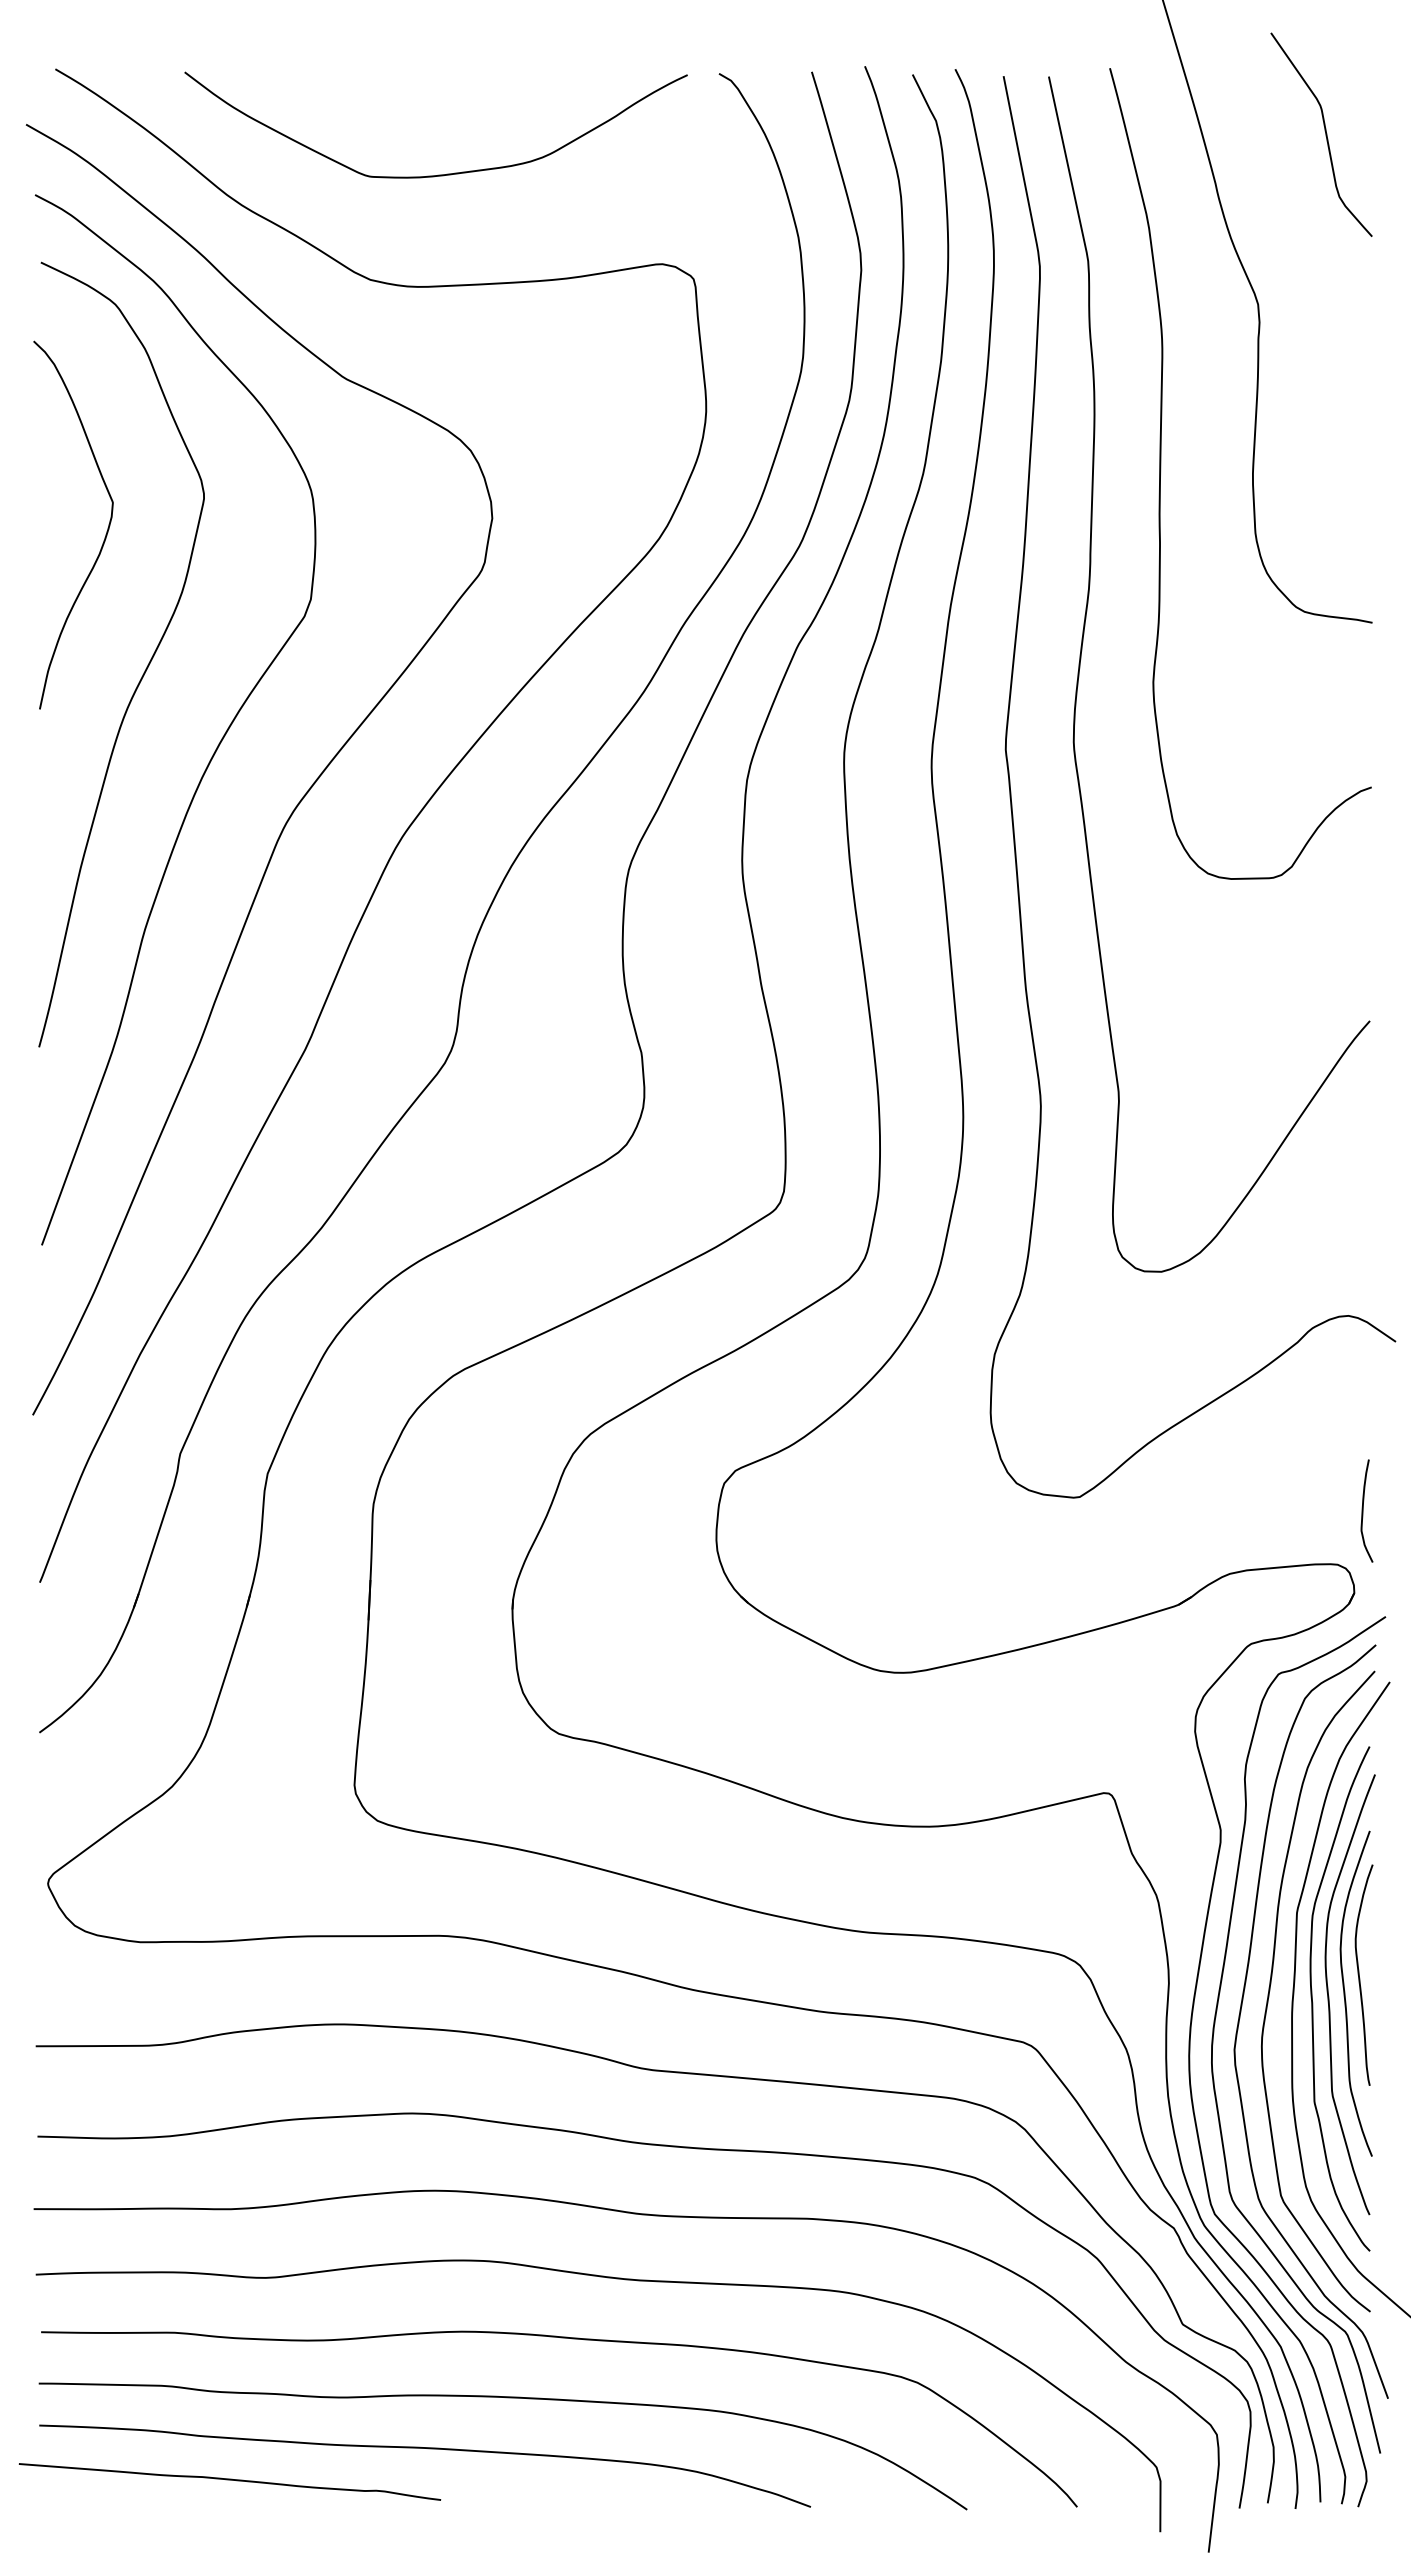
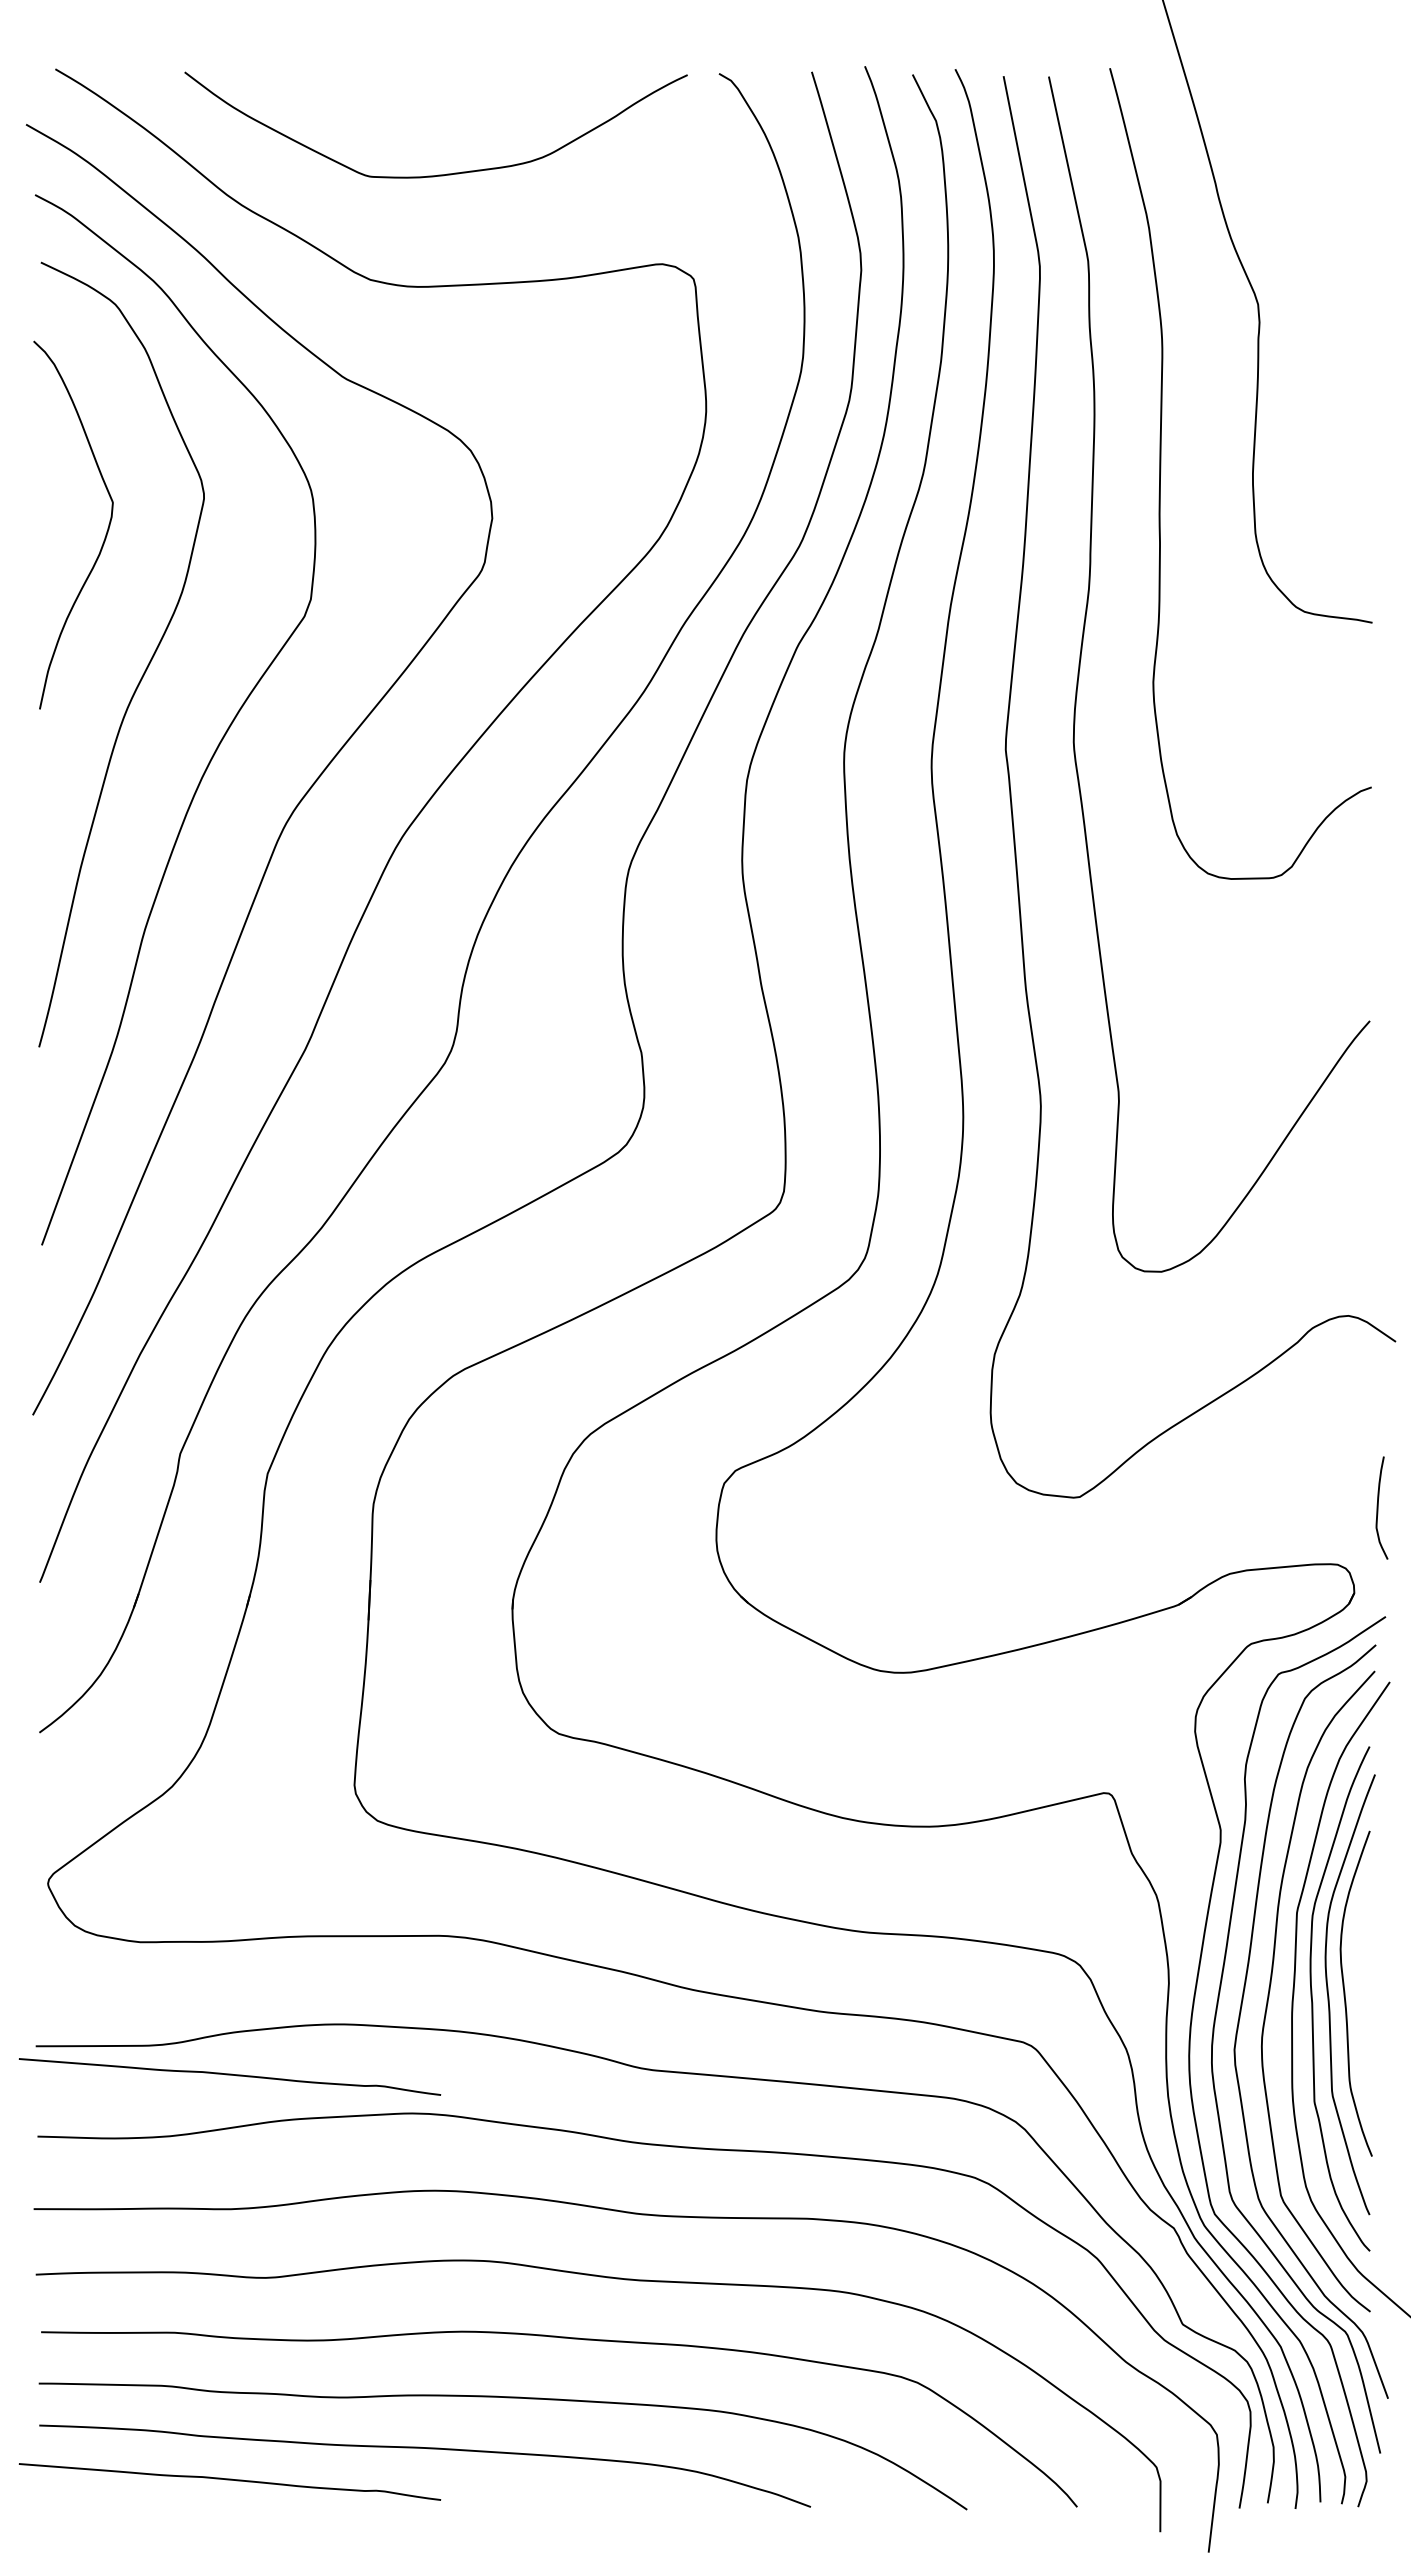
curve: present -> none (1325, 134)
curve position: (1363, 1510) -> (1378, 1507) (1378, 1507)
curve: present -> none (1359, 1974)
curve: none -> present (229, 2075)
